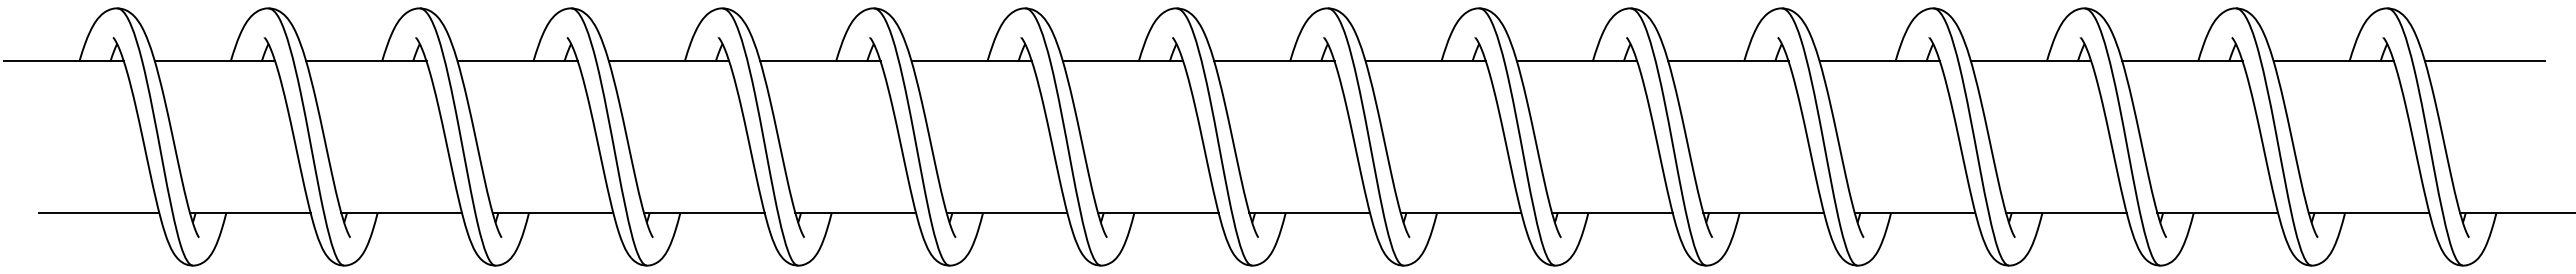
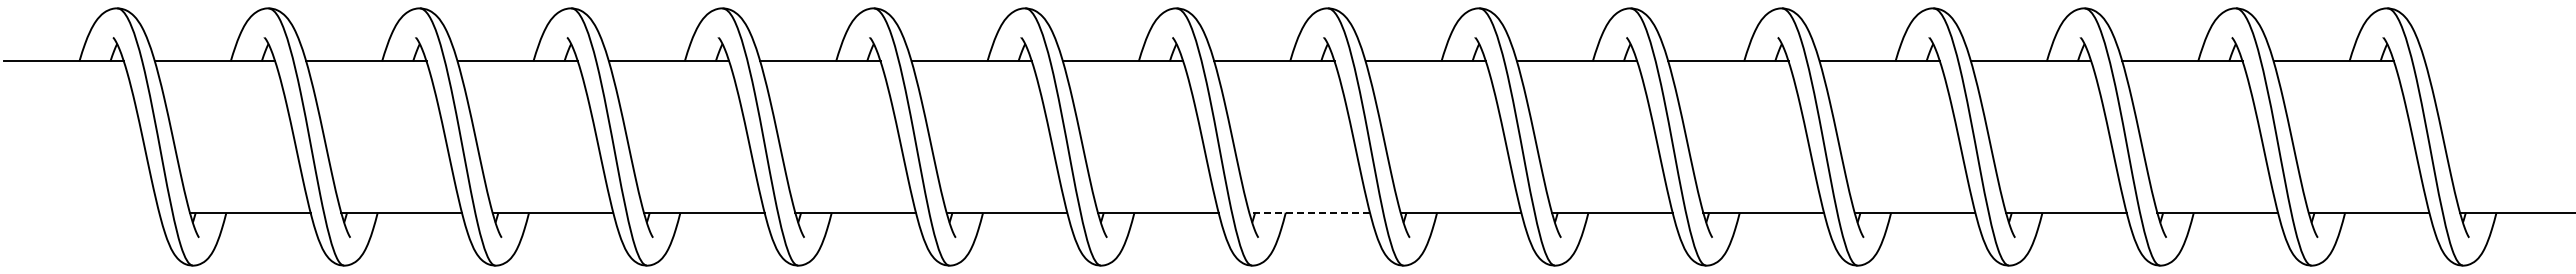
line: present -> none (2484, 61)
line: present -> none (98, 212)
line: solid -> dashed (1309, 212)
